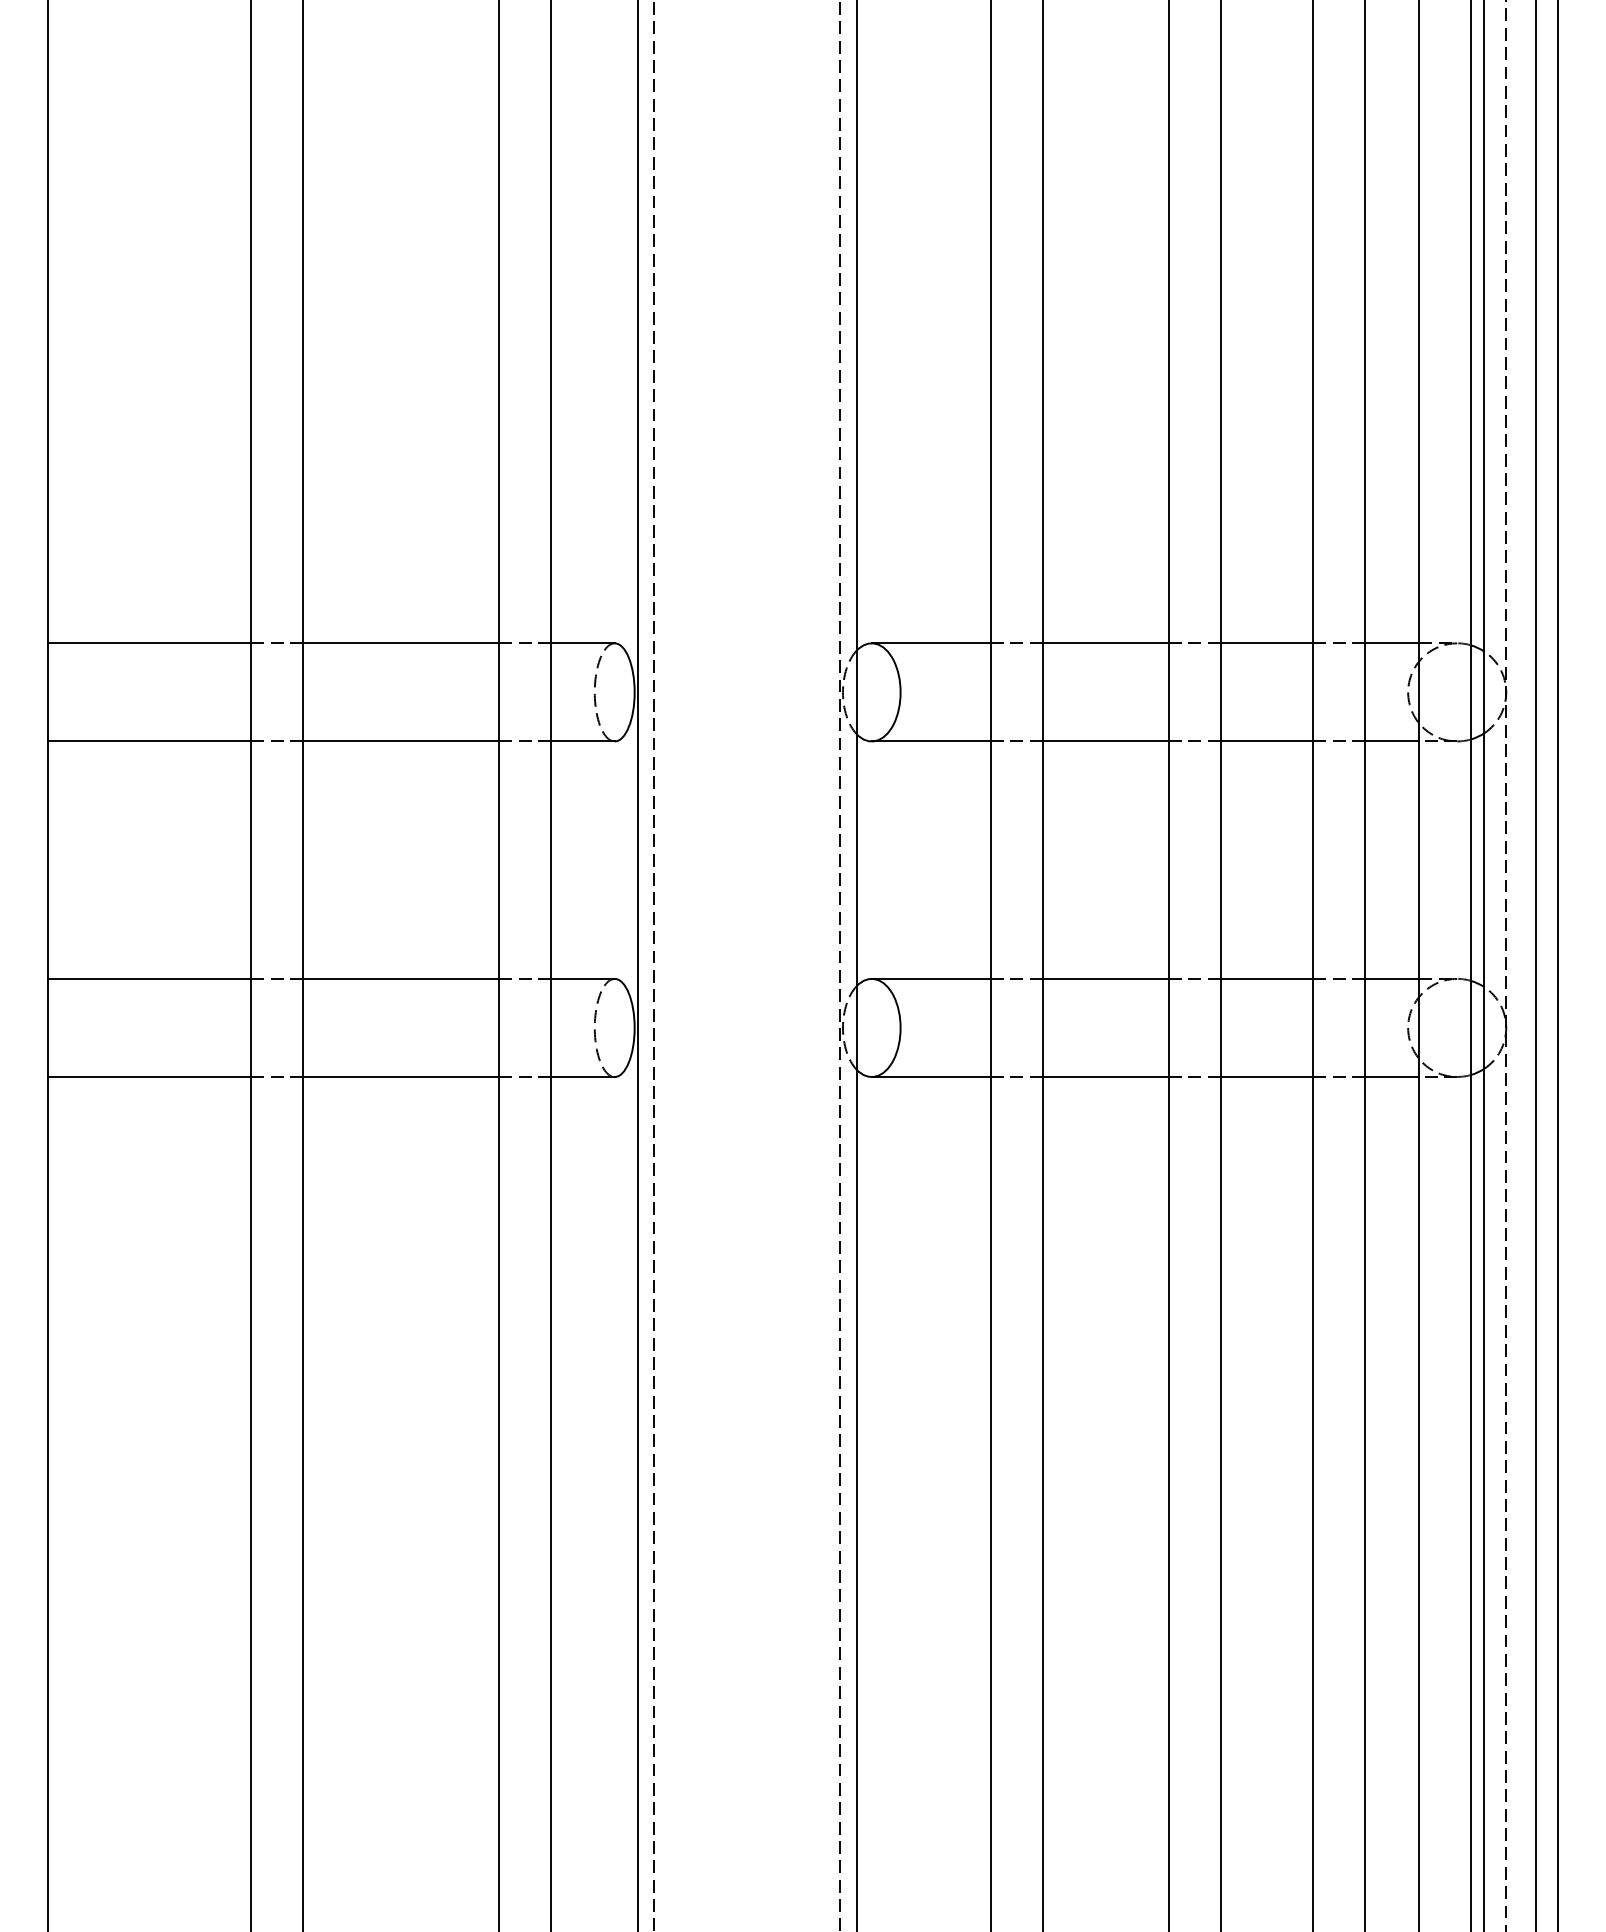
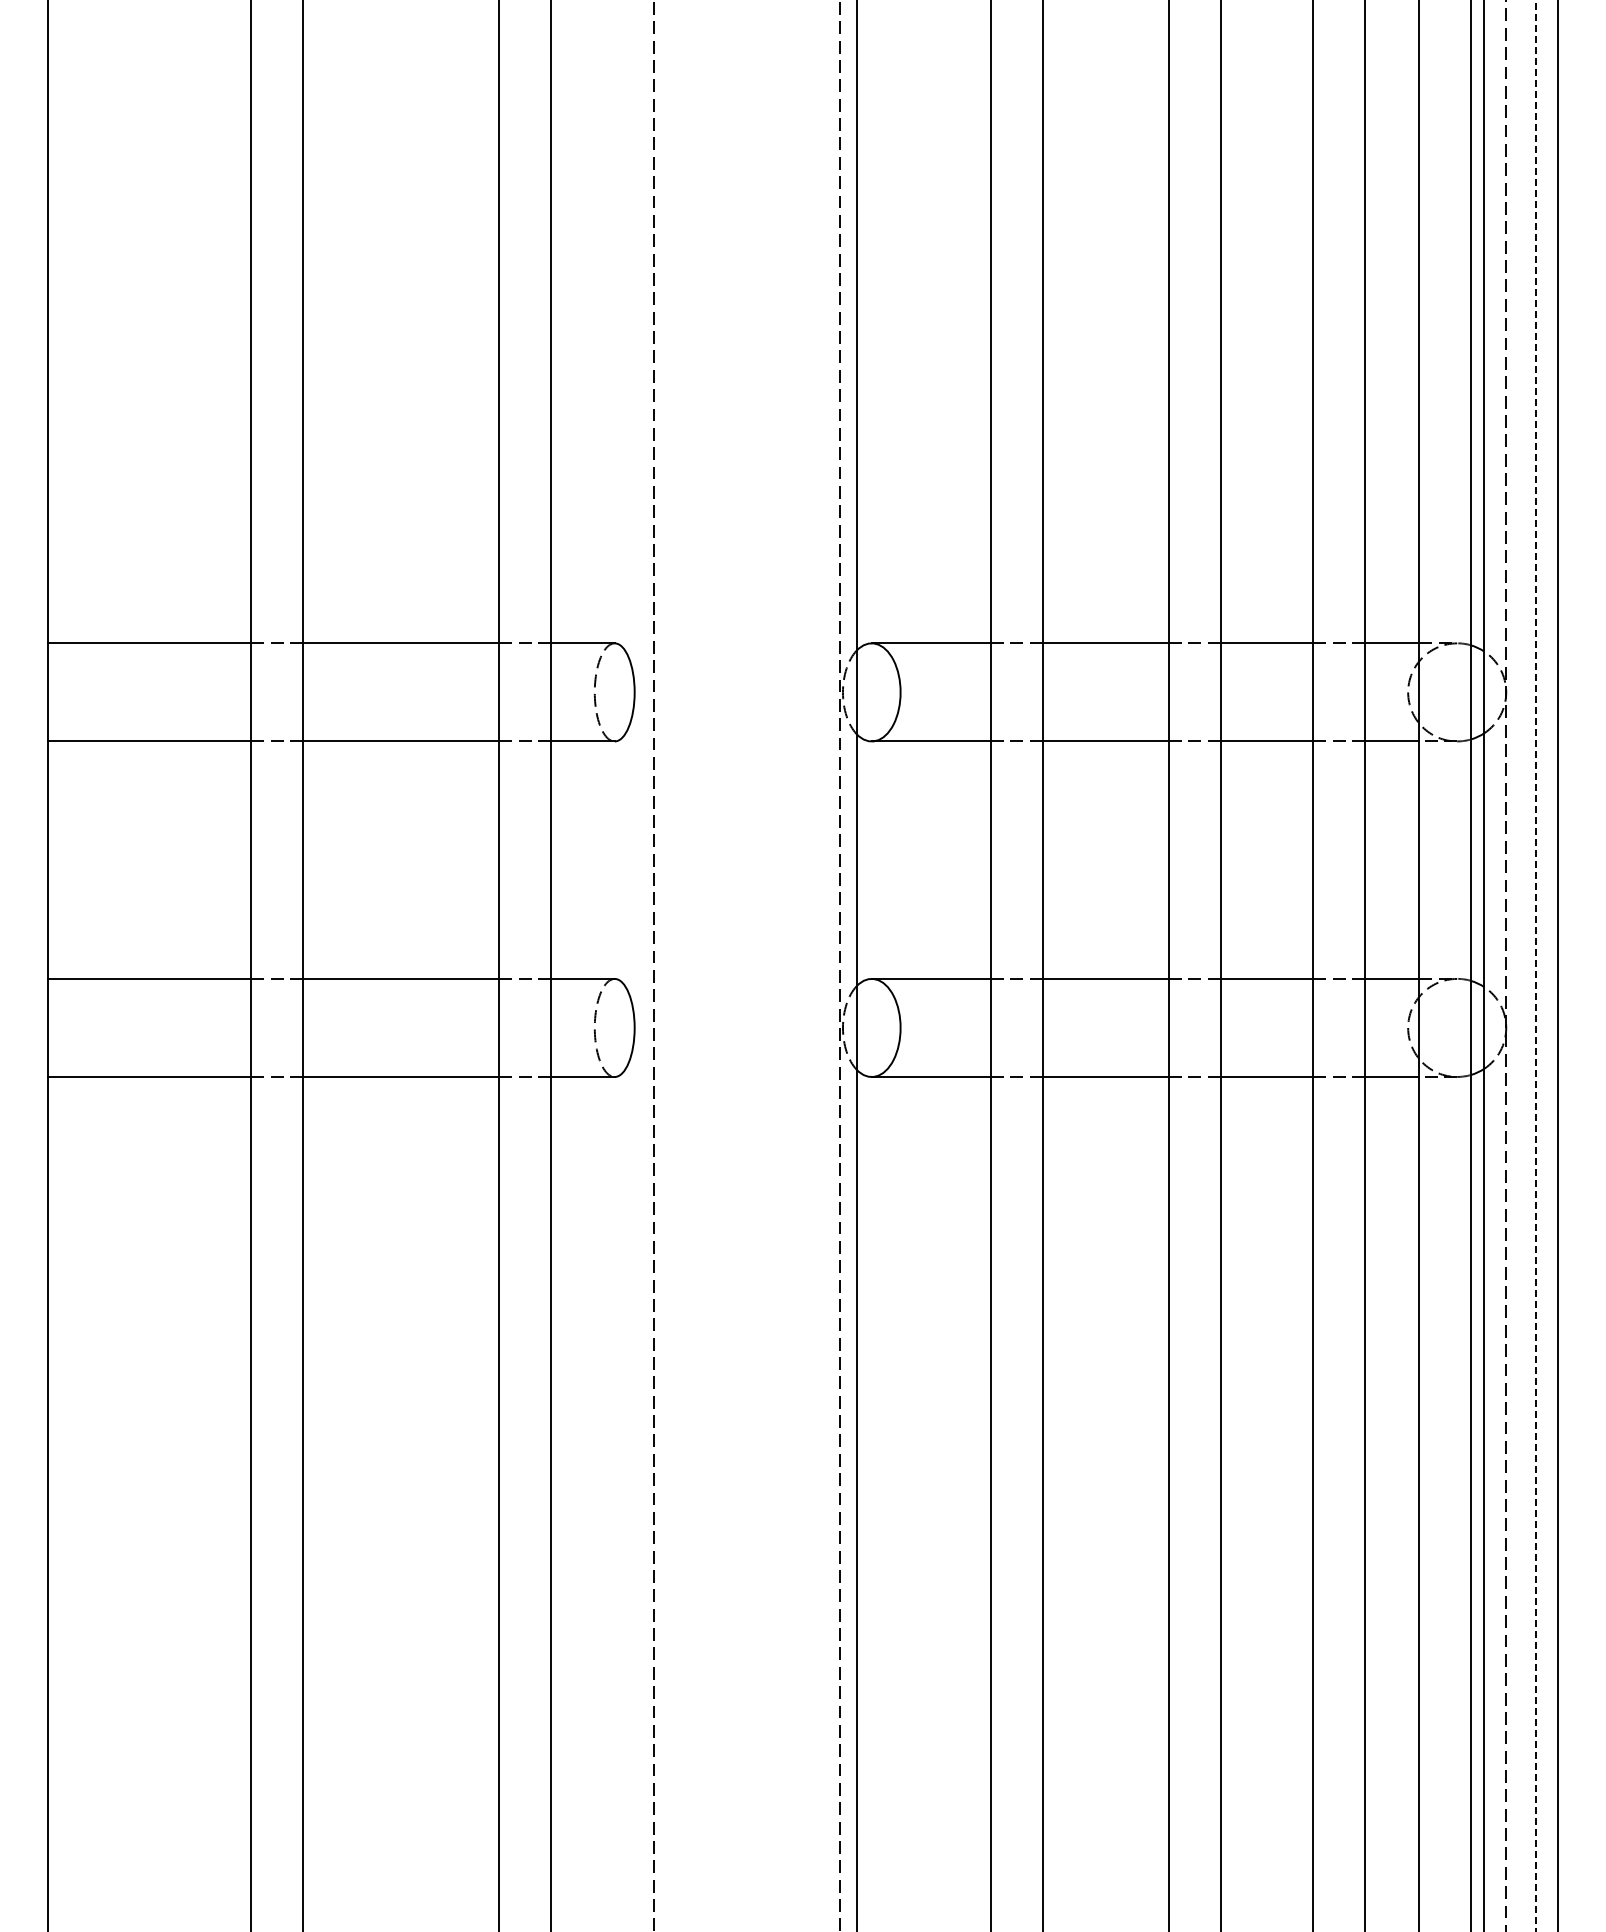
line: present -> none (637, 965)
line: solid -> dashed (1536, 965)
